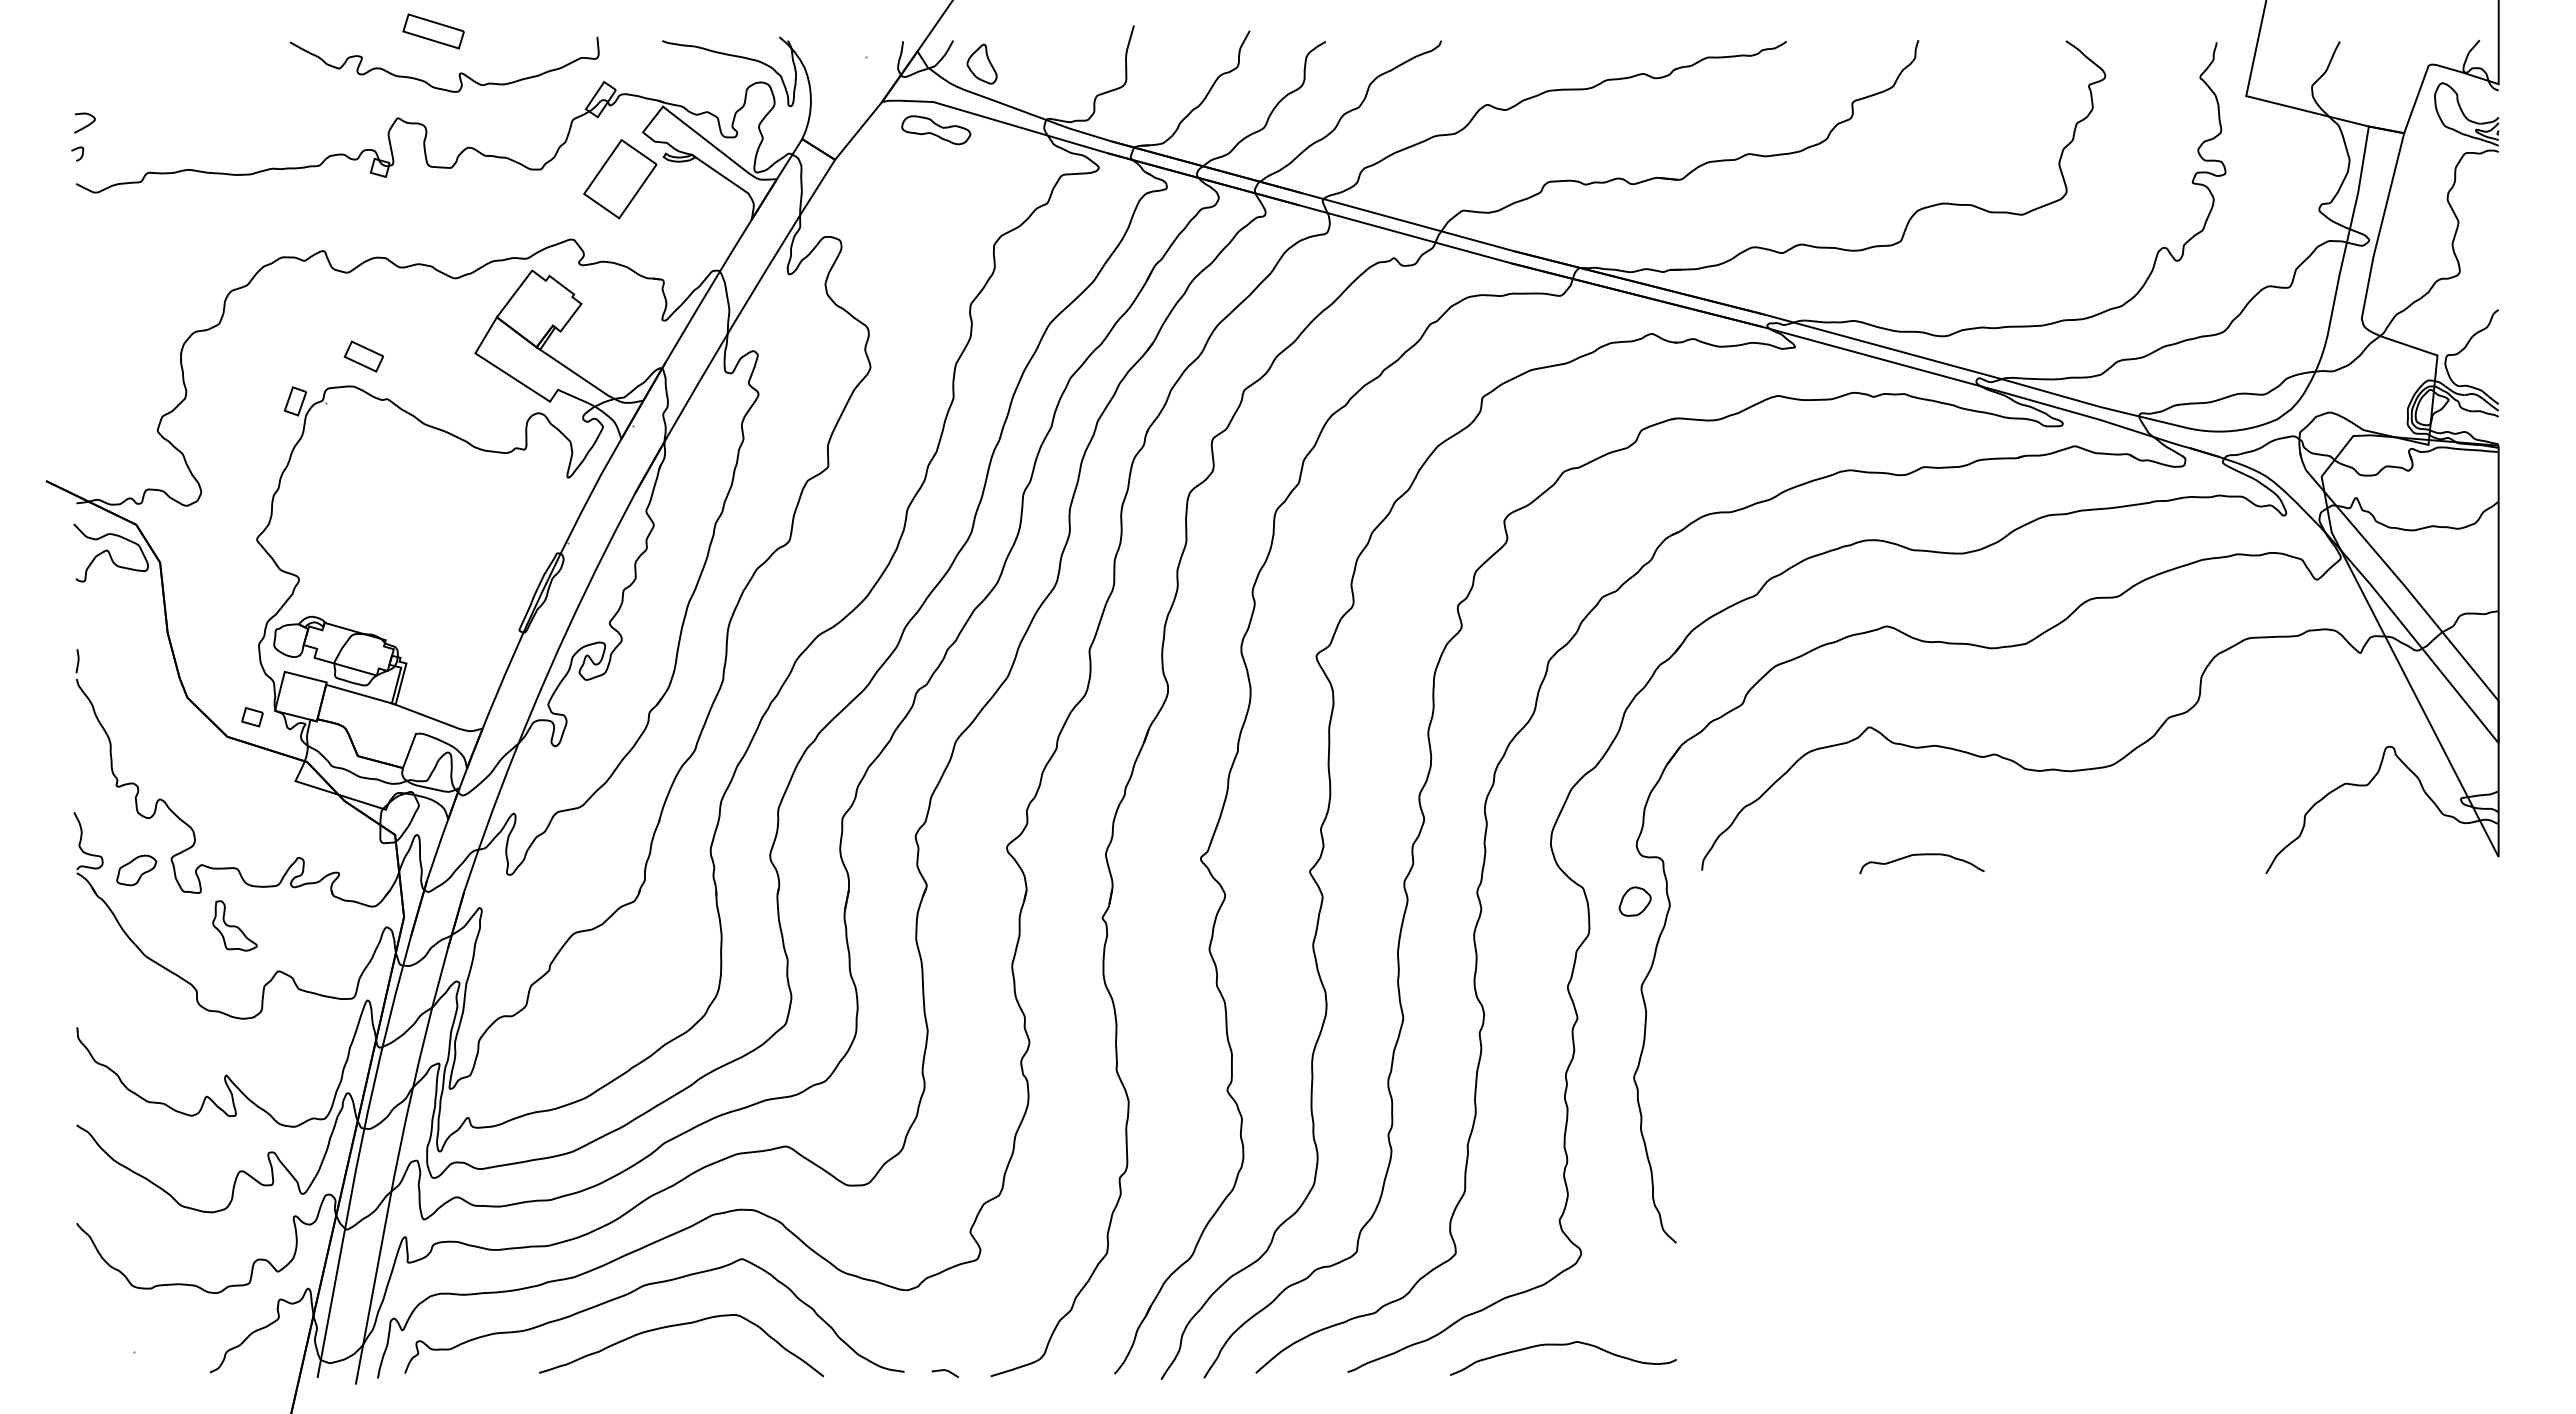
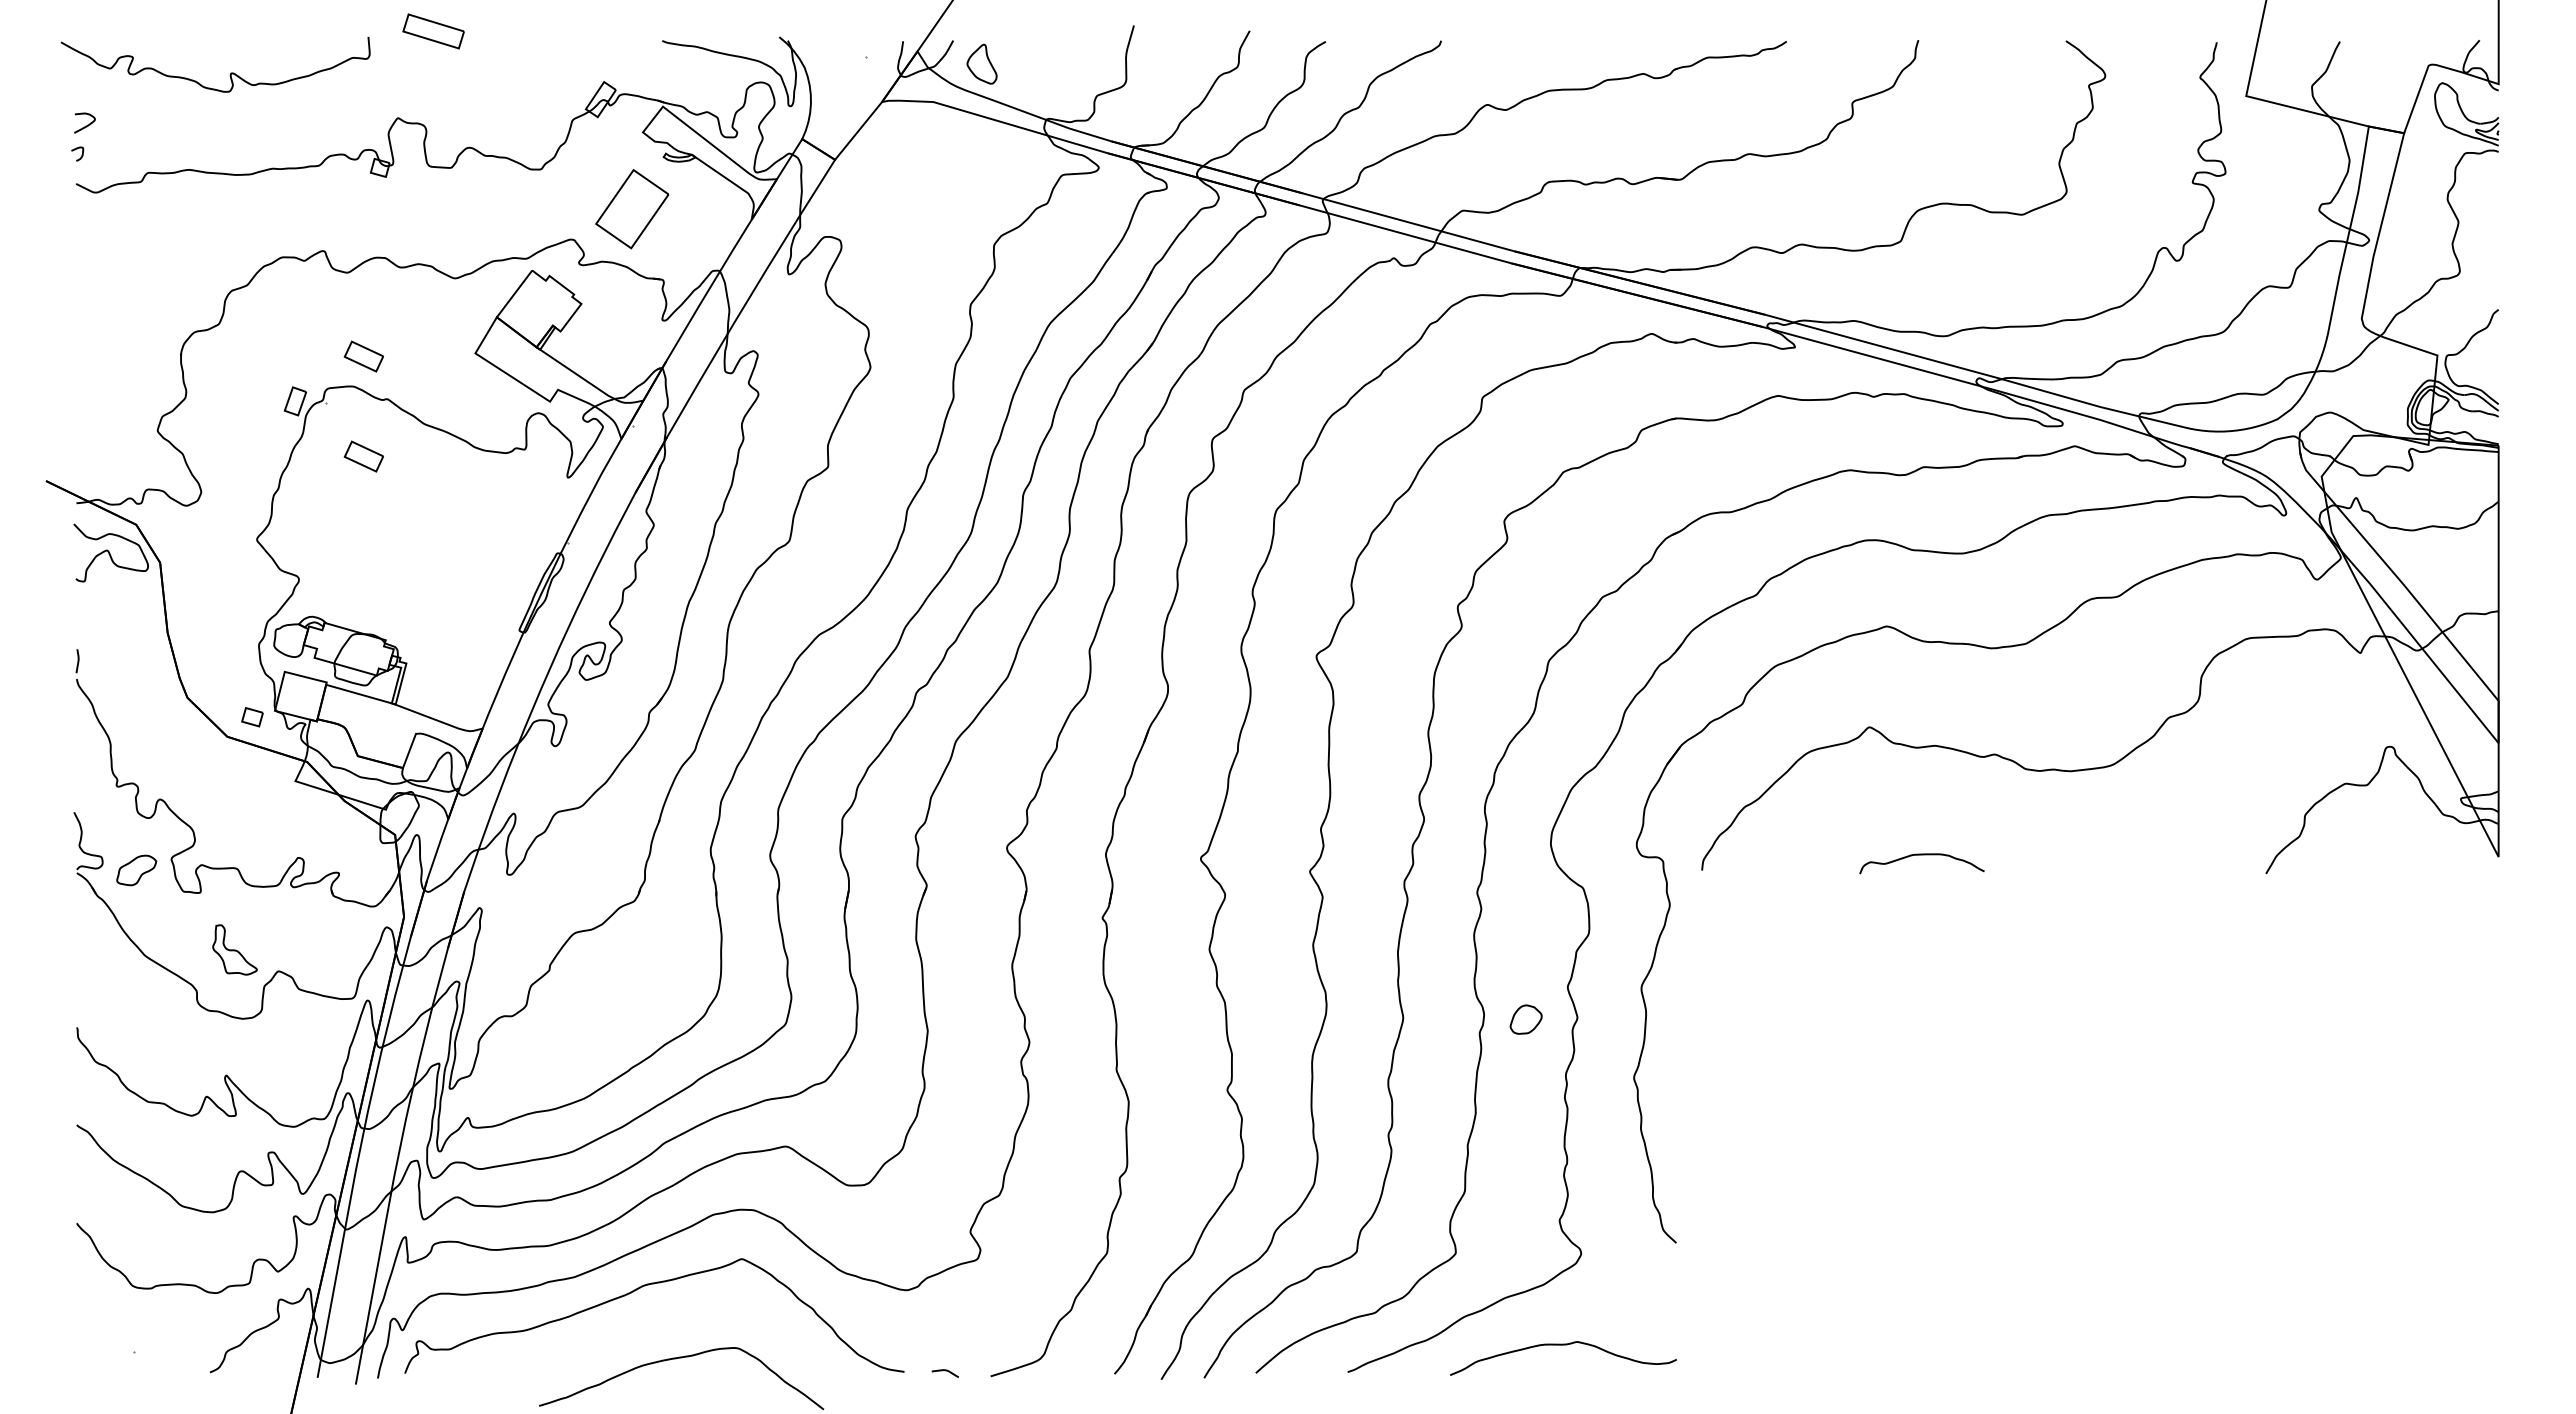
curve position: (458, 74) -> (229, 74) (229, 74)
part: present -> none (936, 130)
part position: (620, 179) -> (632, 209) (632, 209)
part: none -> present (363, 456)
part position: (1634, 901) -> (1525, 1019) (1525, 1019)
part position: (234, 925) -> (234, 949) (234, 949)
curve position: (676, 1326) -> (676, 1359) (676, 1359)
